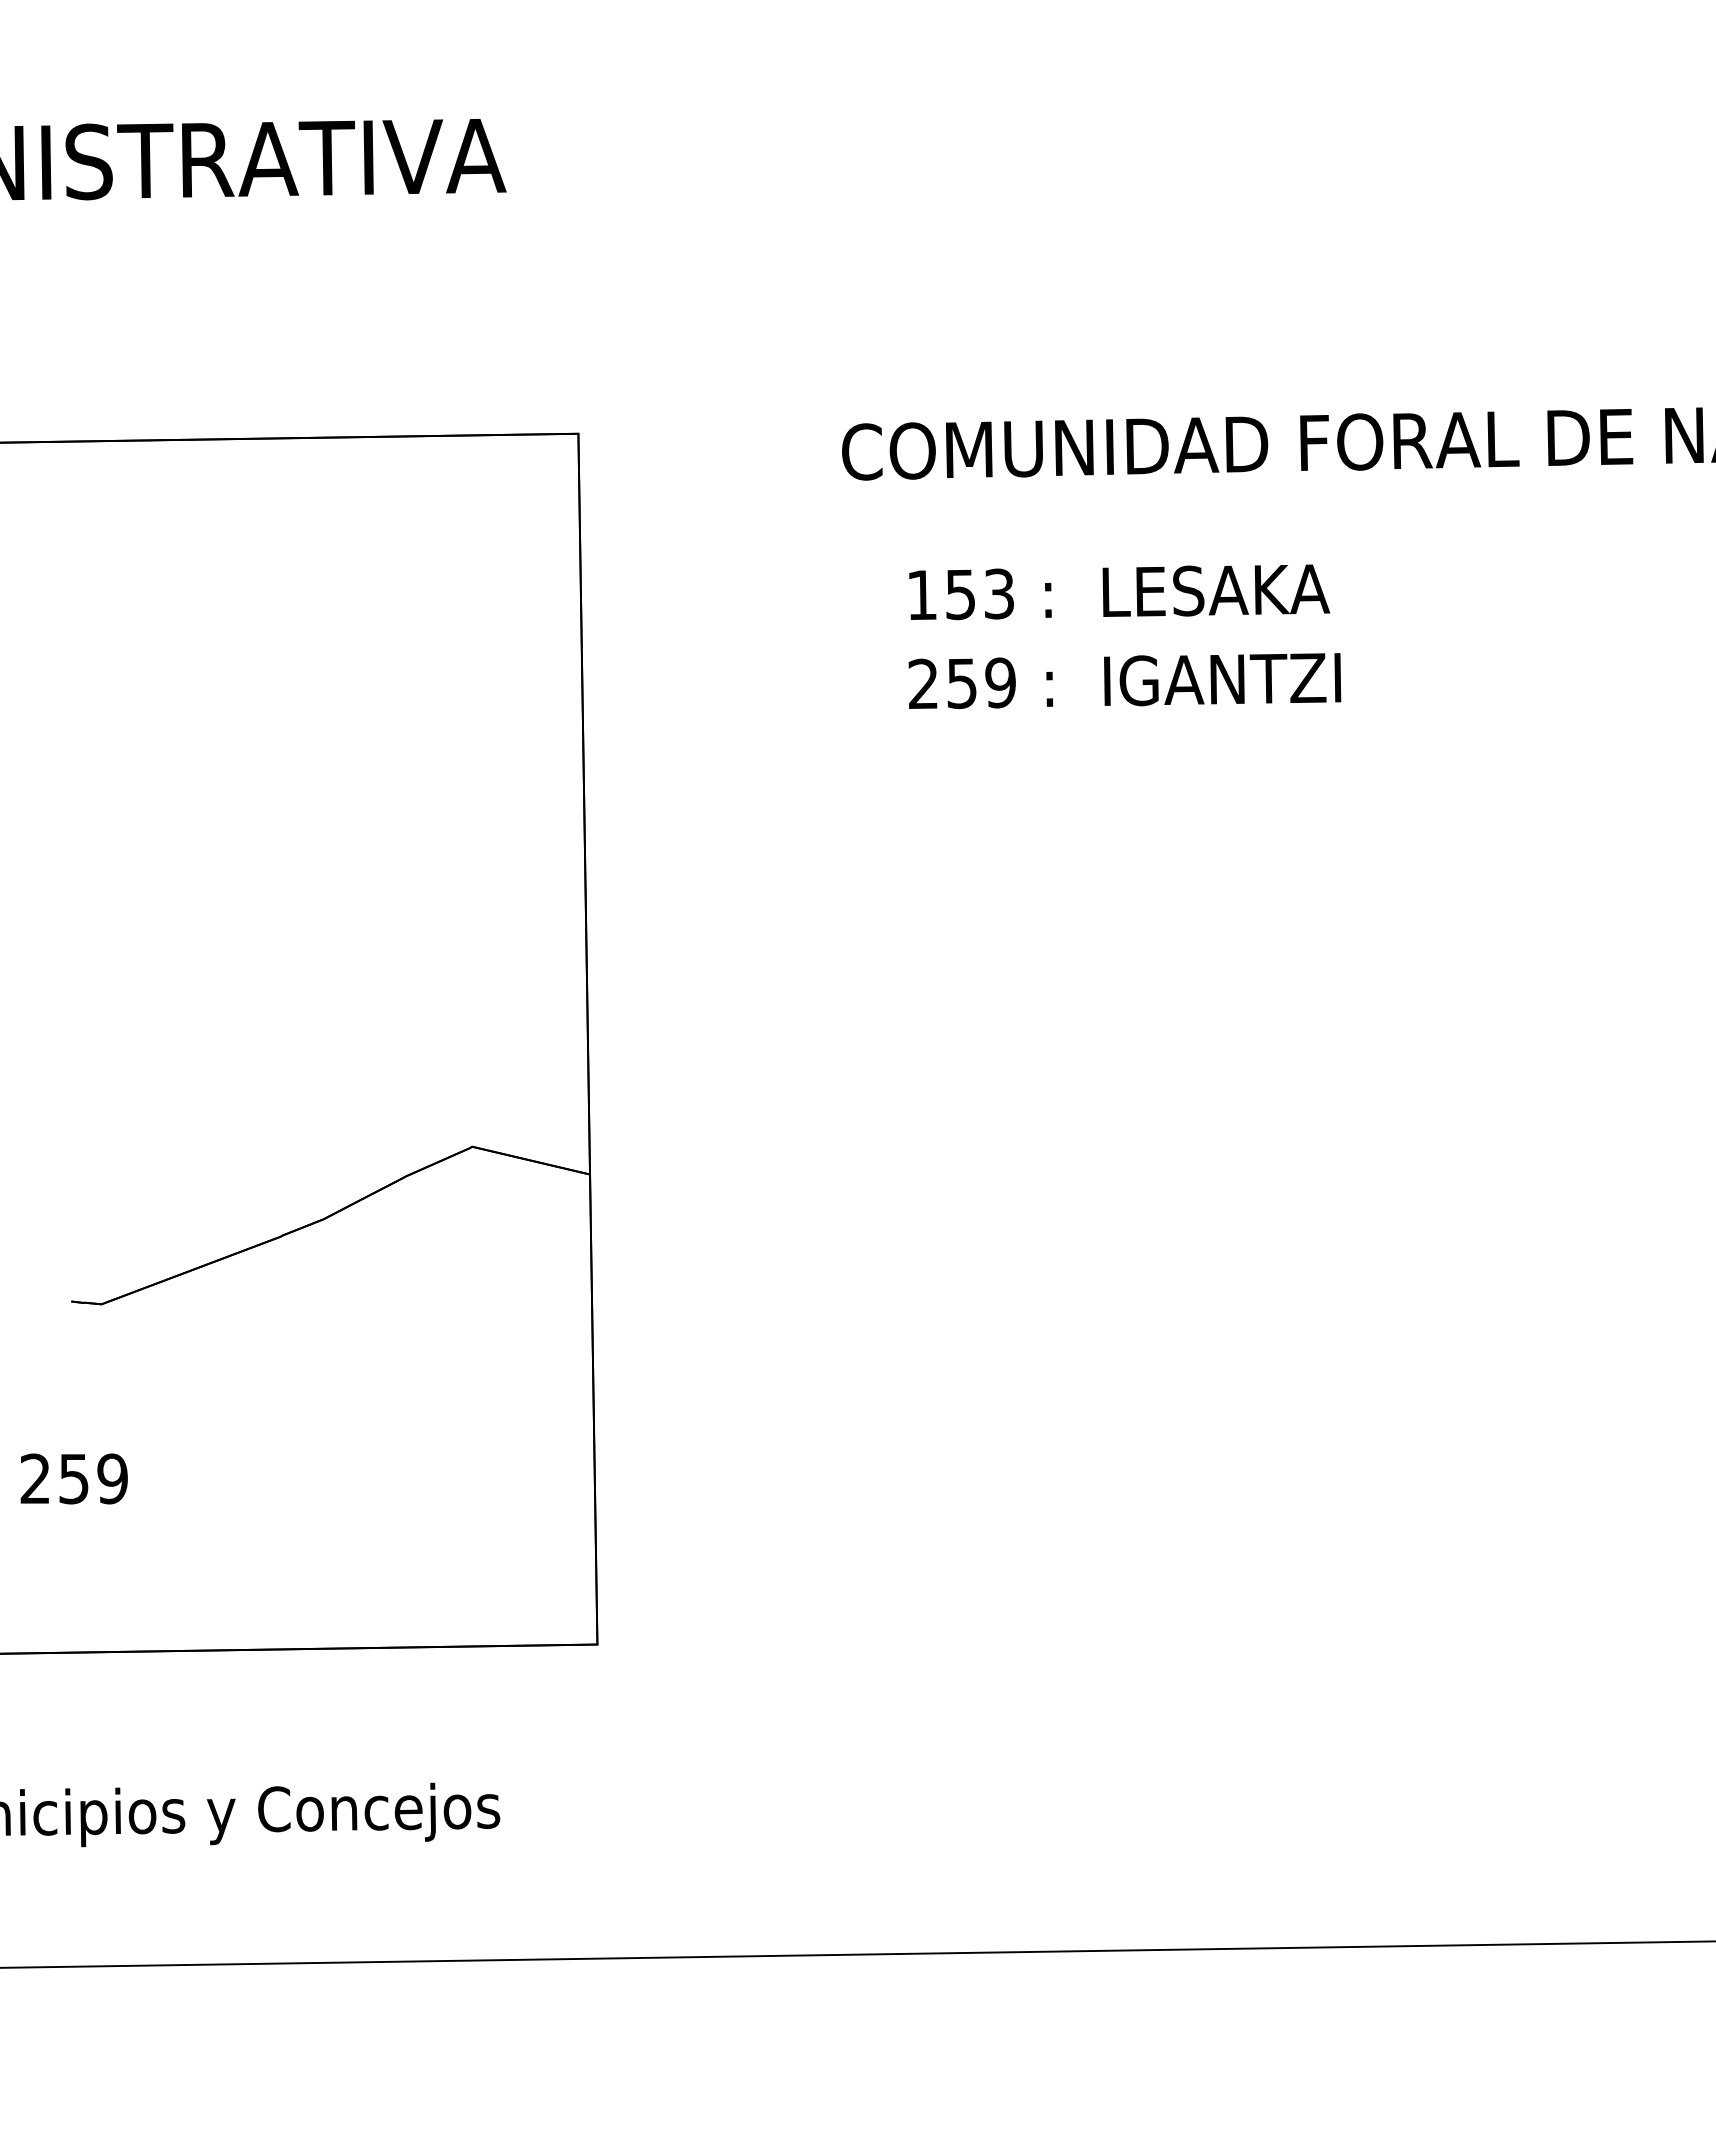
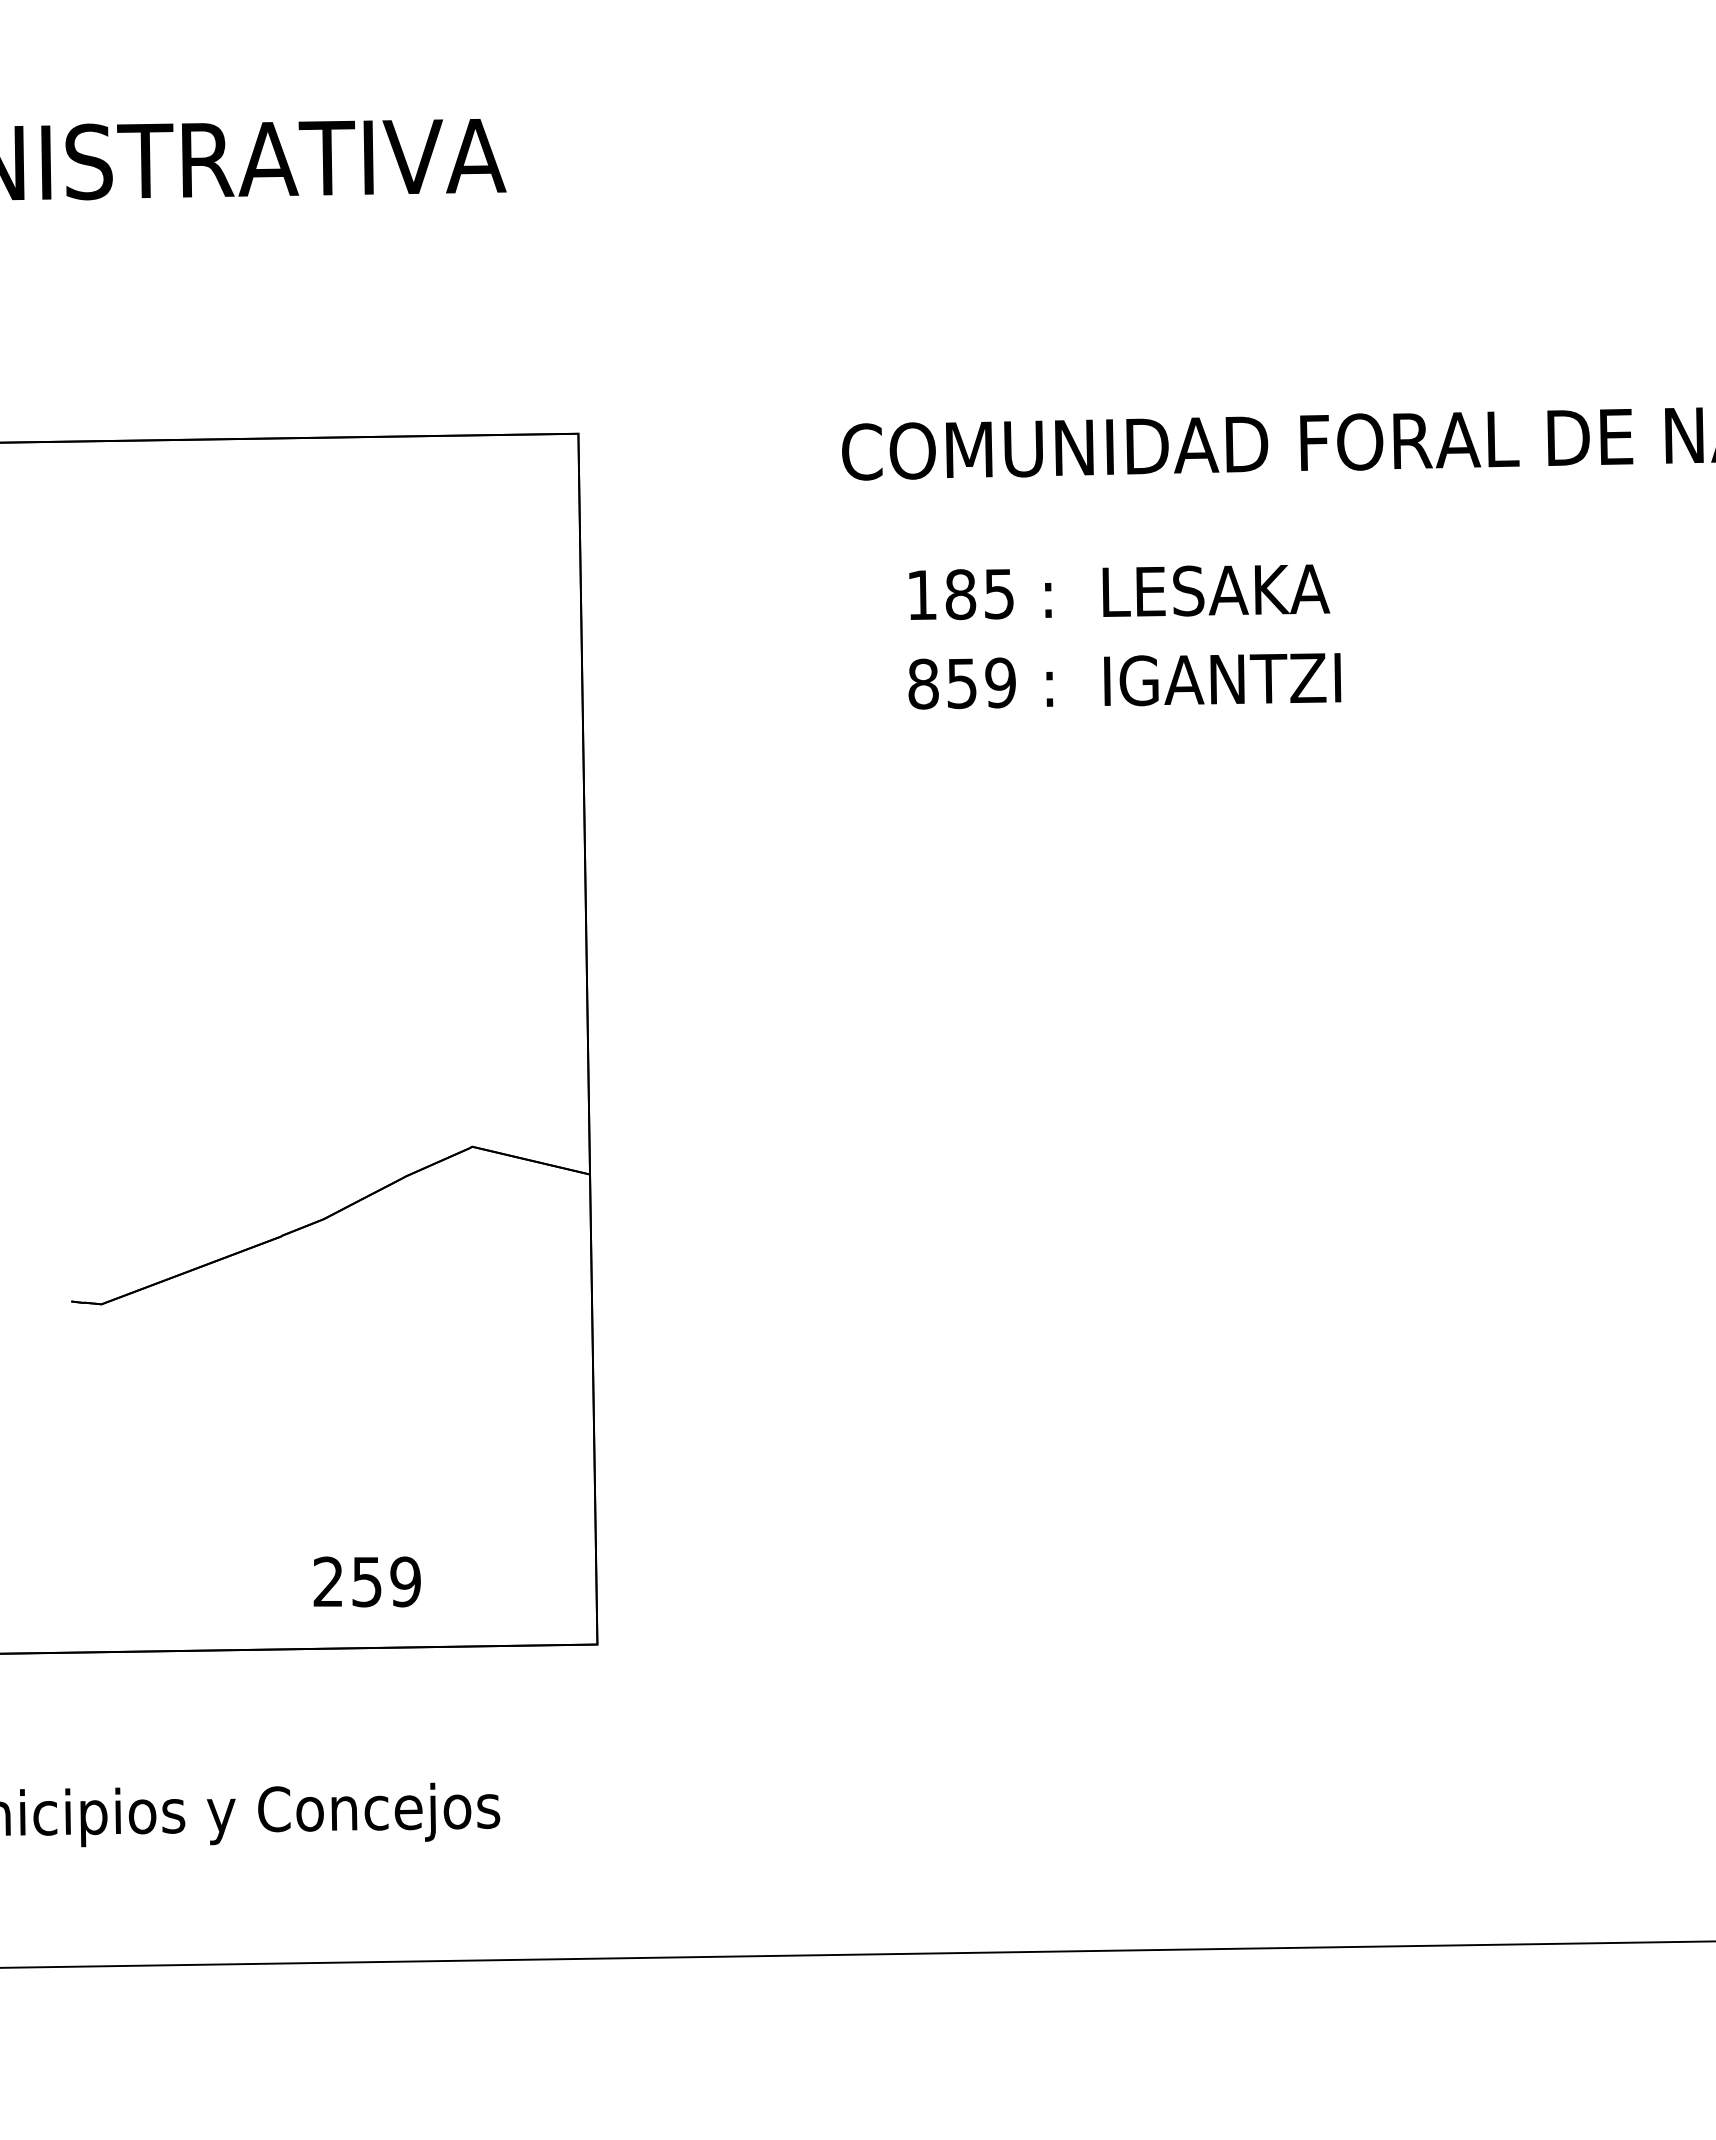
text: 153 -> 185 (979, 594)
text: 259 -> 859 (923, 683)
text position: (73, 1478) -> (366, 1581) (366, 1581)
